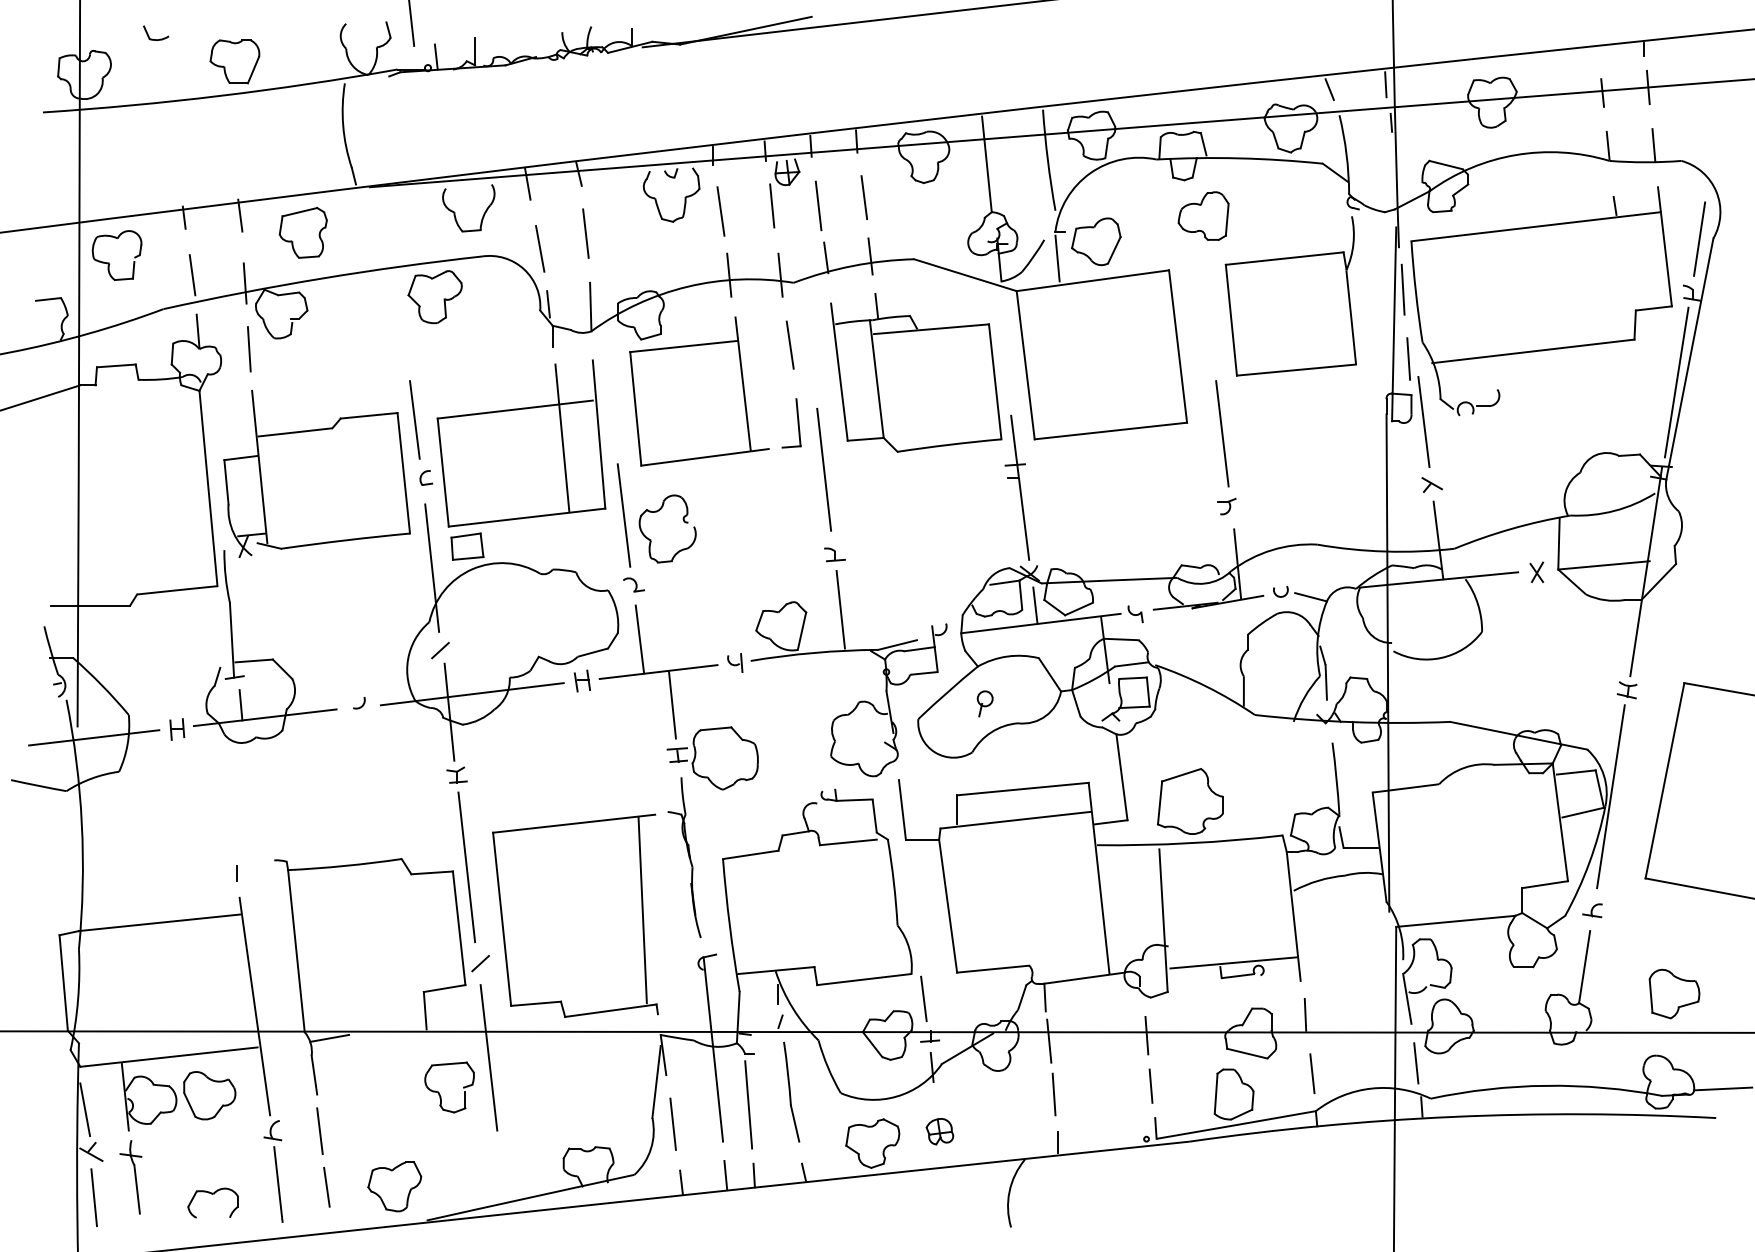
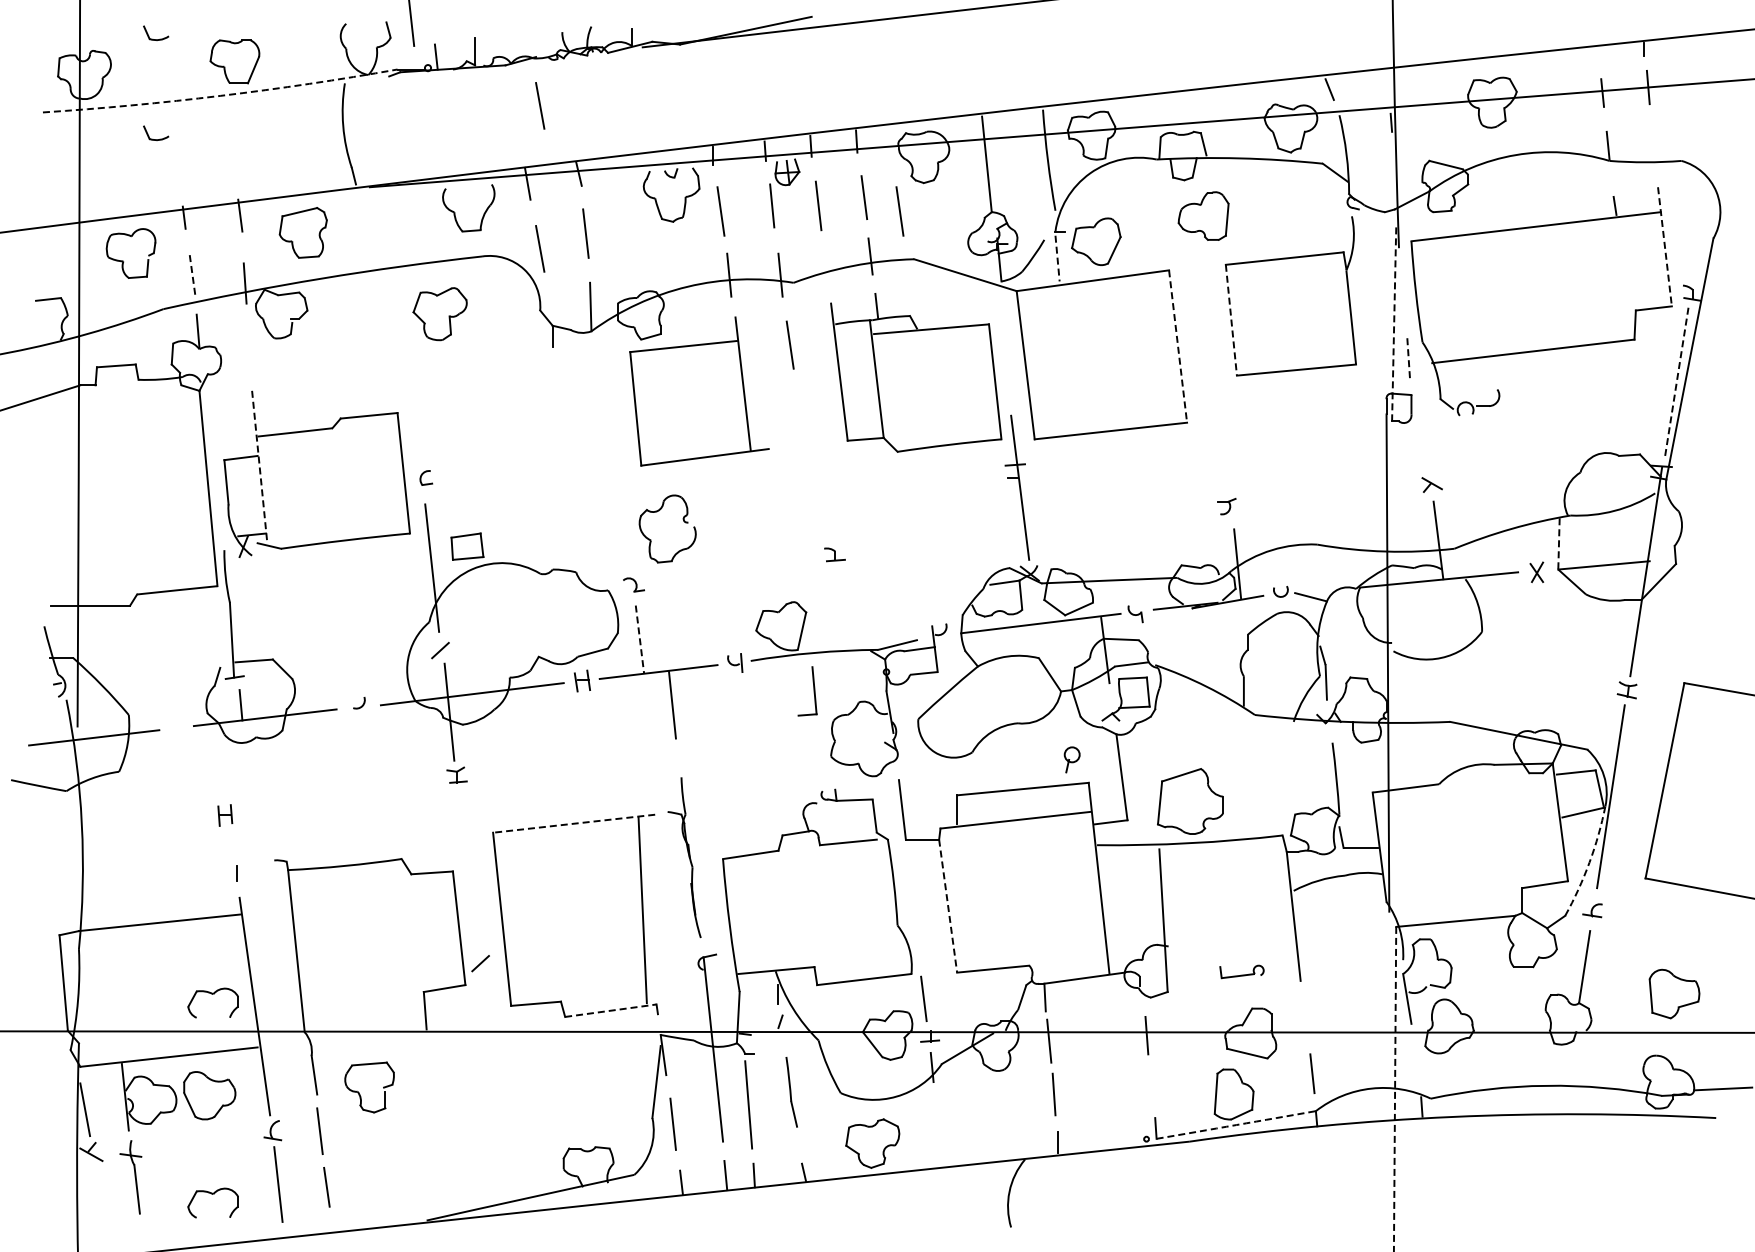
line: present -> none (1385, 84)
arc: solid -> dashed (220, 95)
line: none -> present (540, 105)
part: none -> present (156, 139)
line: present -> none (1653, 144)
line: none -> present (899, 211)
line: present -> none (1699, 238)
line: solid -> dashed (1664, 246)
line: present -> none (826, 257)
line: solid -> dashed (1057, 258)
part position: (109, 262) -> (123, 260) (123, 260)
line: solid -> dashed (192, 275)
line: present -> none (1402, 289)
part position: (434, 297) -> (439, 314) (439, 314)
line: present -> none (548, 304)
line: solid -> dashed (1231, 320)
line: solid -> dashed (1394, 324)
line: solid -> dashed (1178, 346)
line: present -> none (248, 349)
line: solid -> dashed (1408, 359)
line: solid -> dashed (1676, 382)
line: present -> none (414, 419)
line: present -> none (1423, 422)
part position: (791, 423) -> (807, 691) (807, 691)
line: present -> none (1222, 433)
part: present -> none (521, 443)
line: solid -> dashed (259, 467)
line: present -> none (824, 469)
line: present -> none (623, 515)
line: solid -> dashed (1558, 543)
line: present -> none (1035, 605)
line: present -> none (840, 609)
line: solid -> dashed (640, 639)
part position: (984, 703) -> (1071, 759) (1071, 759)
part position: (177, 729) -> (225, 815) (225, 815)
part: present -> none (712, 758)
line: solid -> dashed (574, 823)
arc: solid -> dashed (1589, 862)
line: present -> none (466, 867)
line: solid -> dashed (948, 906)
line: present -> none (1233, 962)
part: none -> present (212, 994)
line: solid -> dashed (611, 1010)
line: present -> none (1305, 1014)
line: present -> none (329, 1037)
line: present -> none (488, 1057)
line: present -> none (1416, 1063)
line: present -> none (1150, 1085)
line: solid -> dashed (1395, 1089)
part size: 18x102 px -> 13x71 px (791, 1092)
part position: (439, 1092) -> (359, 1092) (359, 1092)
arc: solid -> dashed (1236, 1125)
part: present -> none (939, 1131)
part: present -> none (394, 1186)
line: present -> none (93, 1197)
